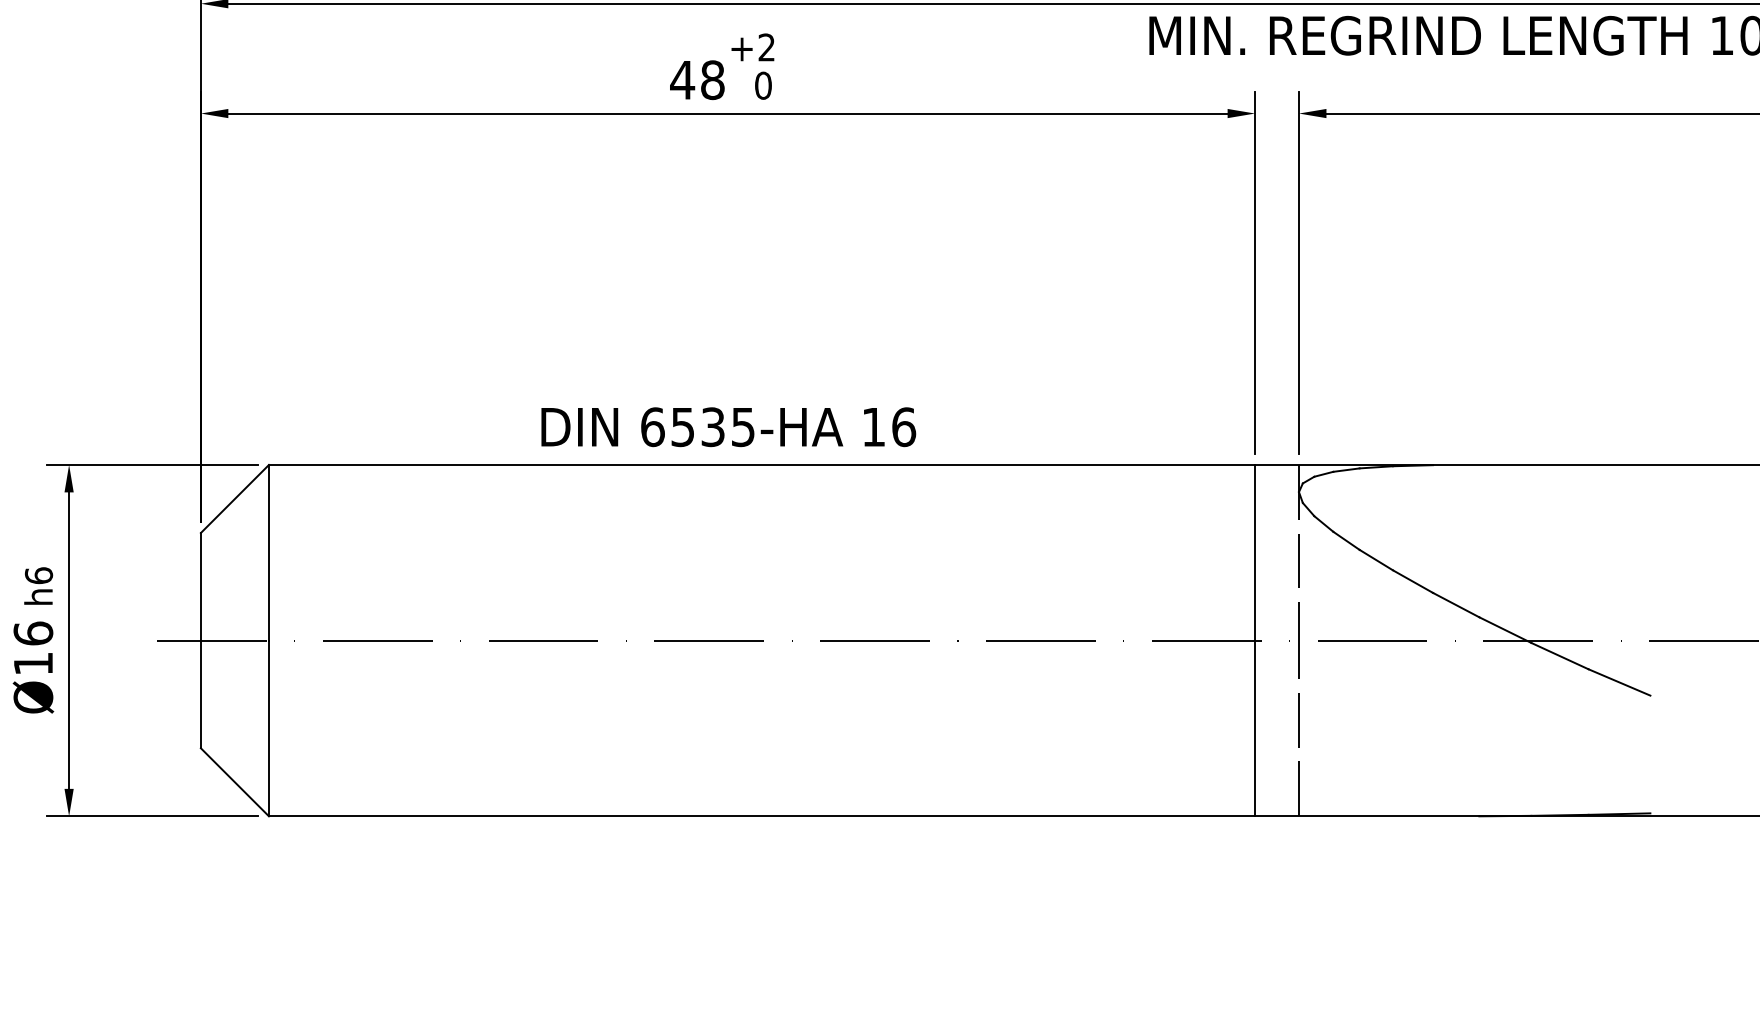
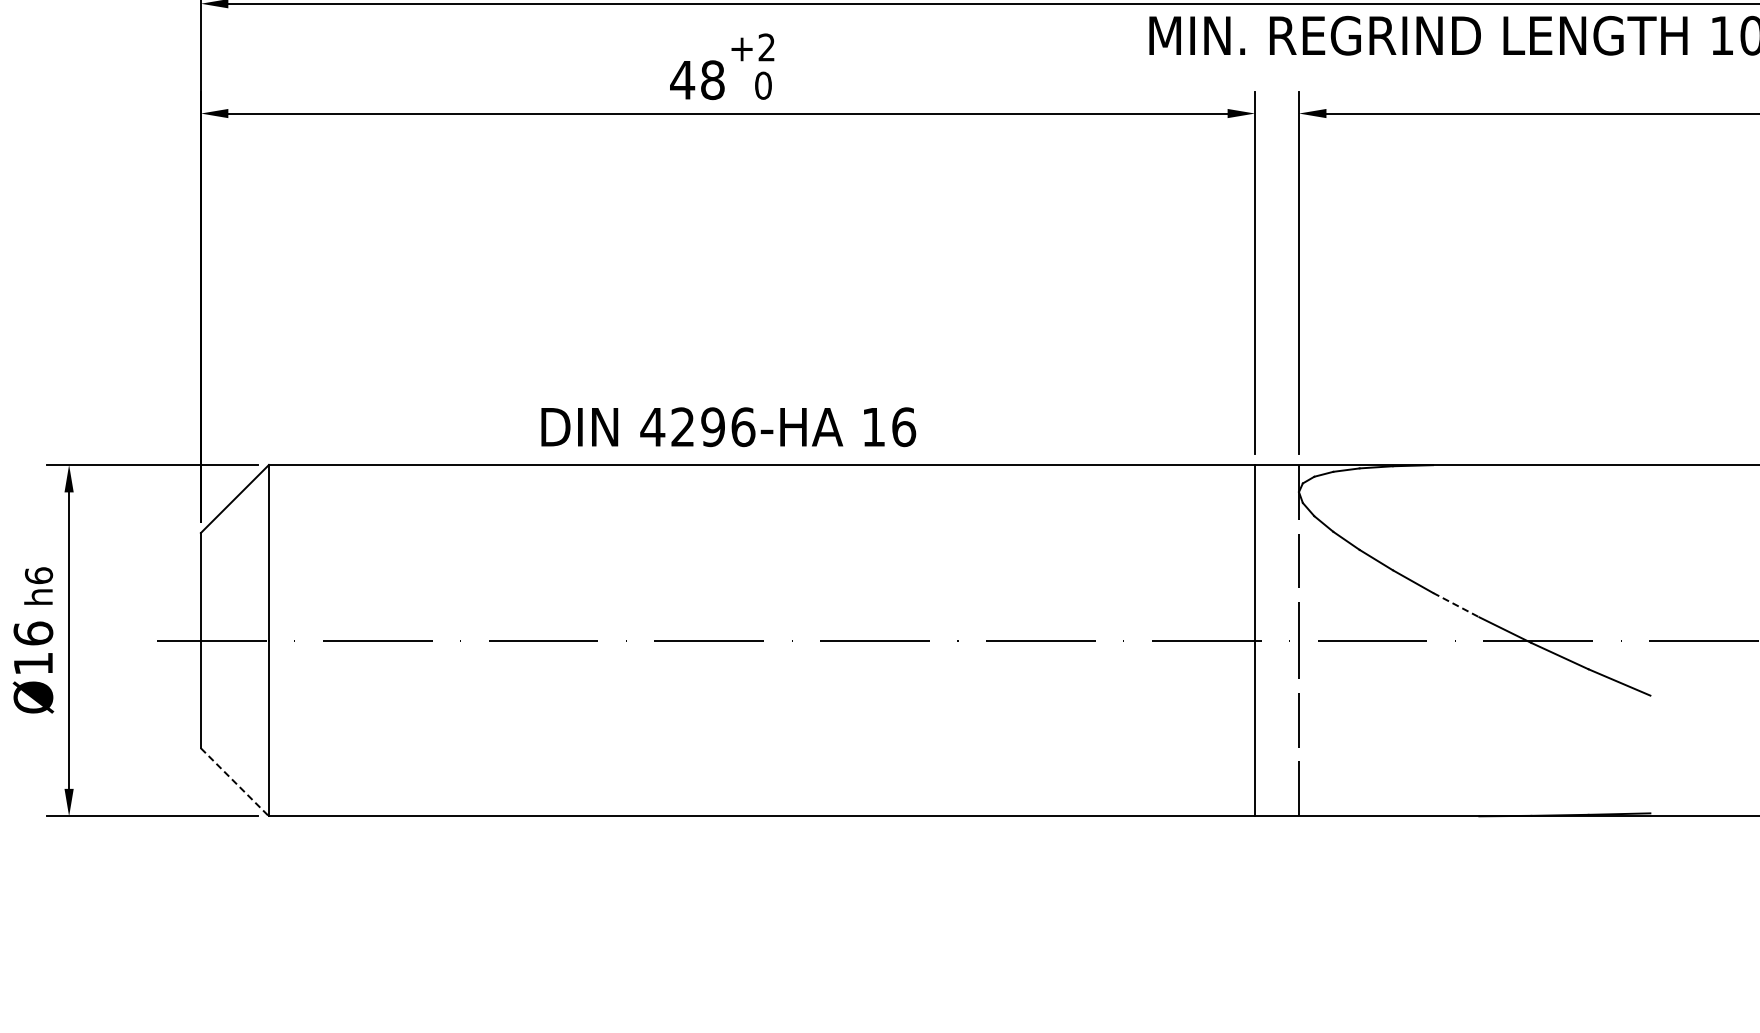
text: 6535-HA -> 4296-HA (697, 427)
line: solid -> dashed (1456, 605)
line: solid -> dashed (235, 782)
